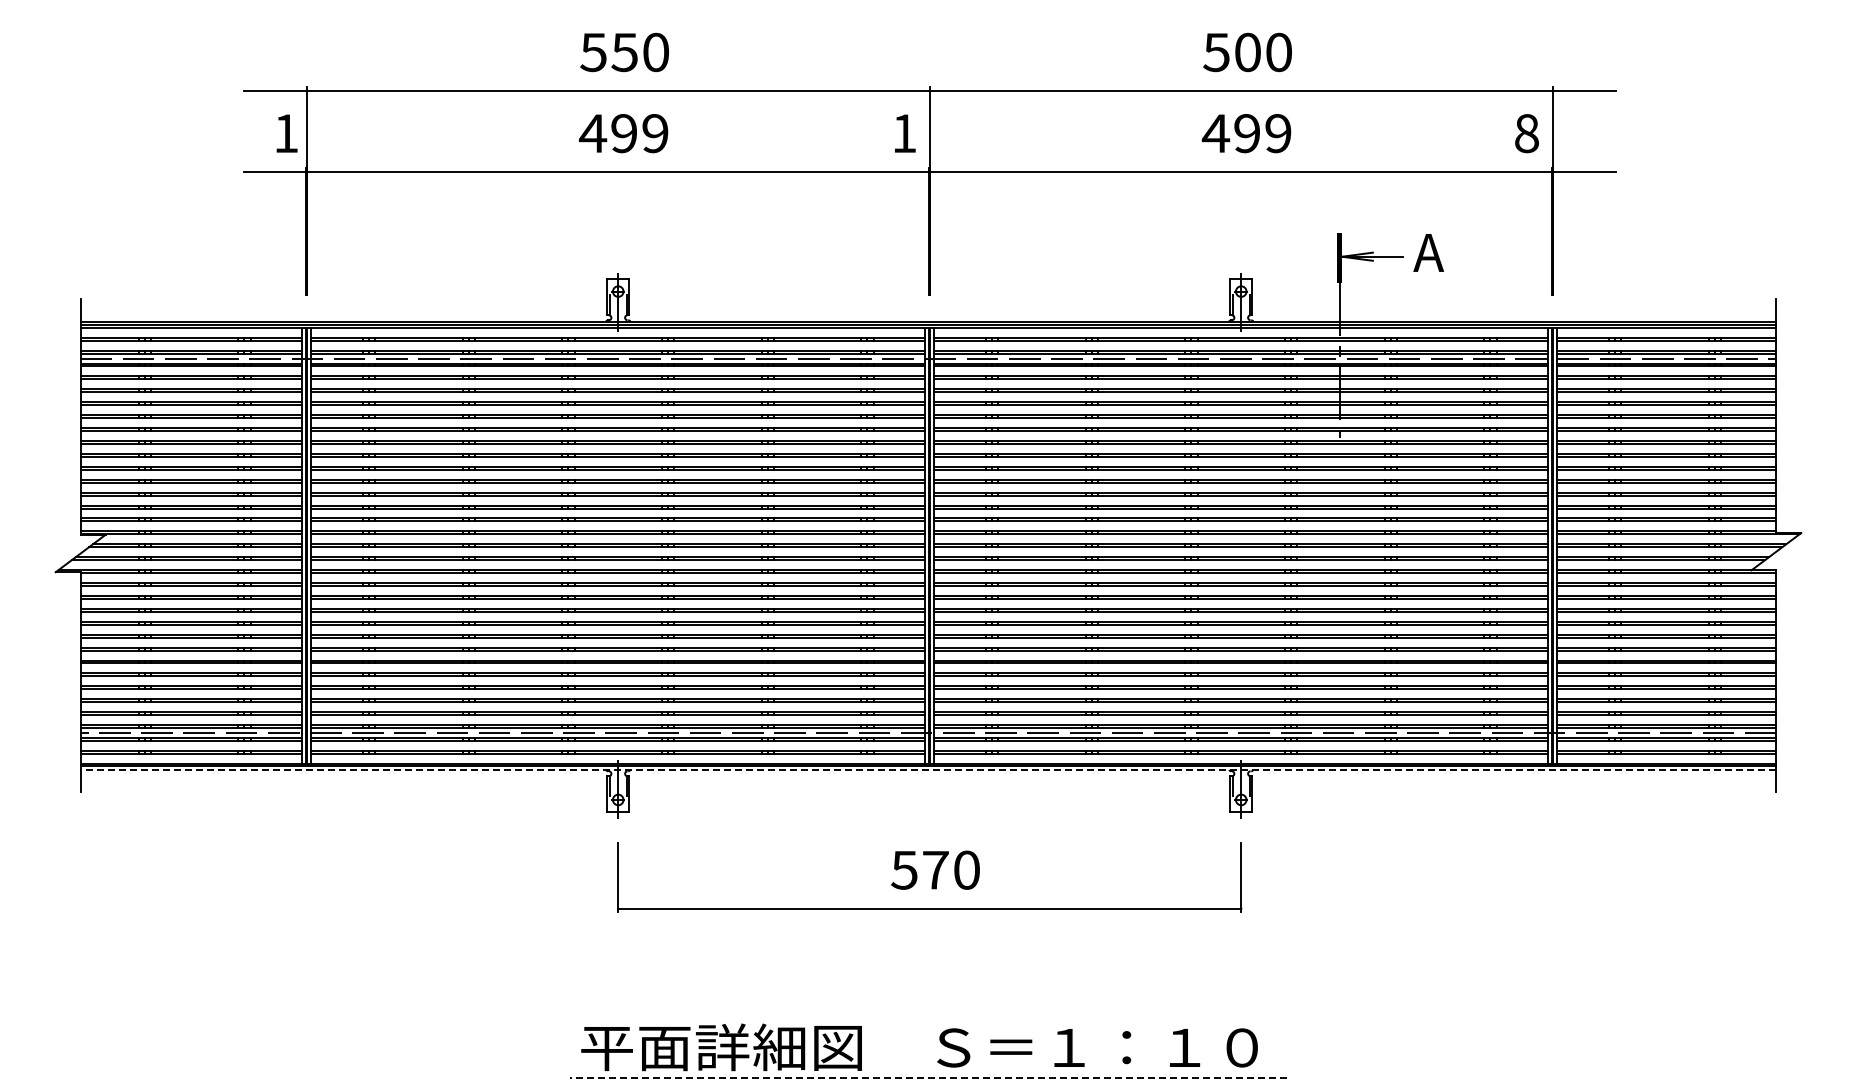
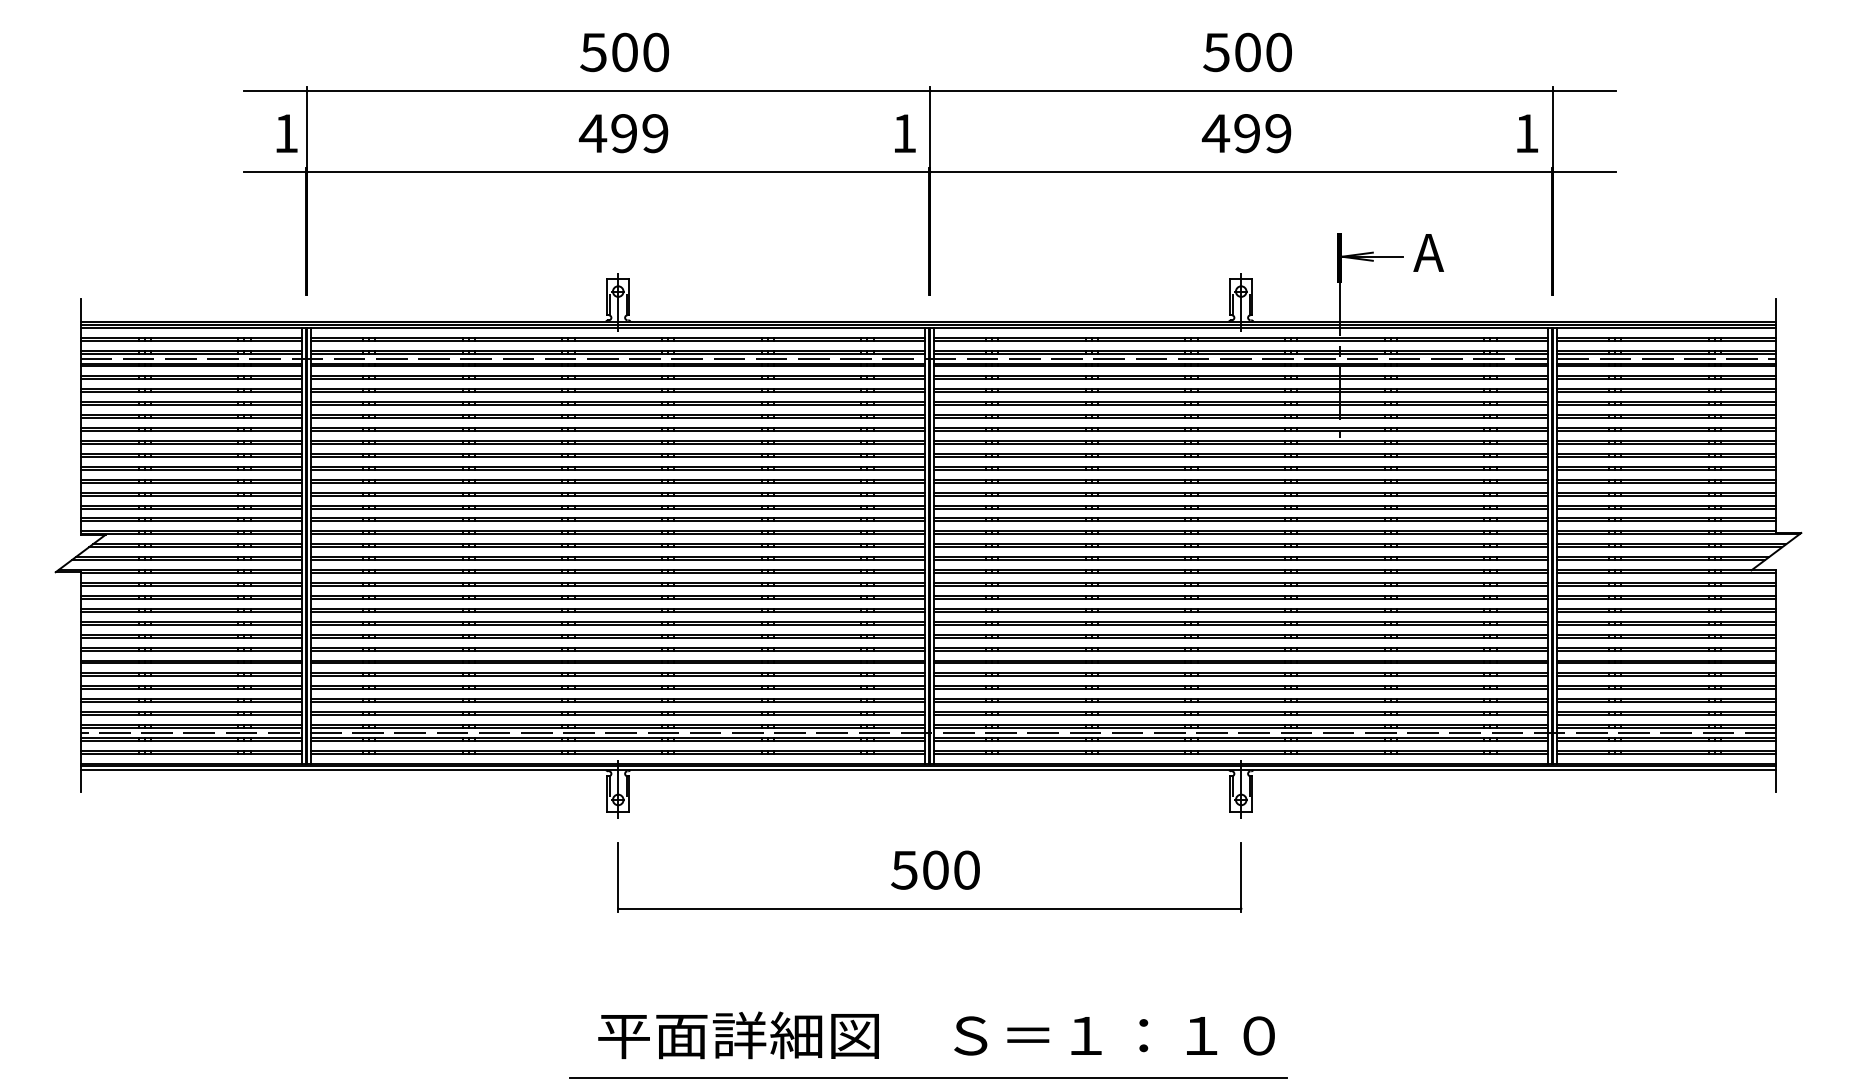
text: 550 -> 500 (624, 51)
text: 8 -> 1 (1526, 133)
line: dashed -> solid (928, 770)
text: 570 -> 500 (935, 869)
text position: (919, 1047) -> (936, 1035) (936, 1035)
line: dashed -> solid (928, 1077)
